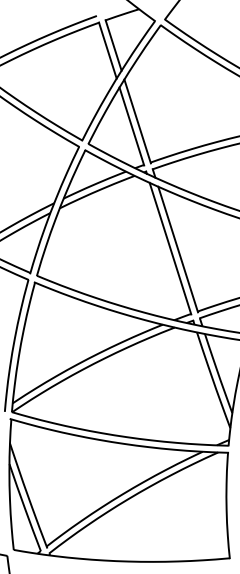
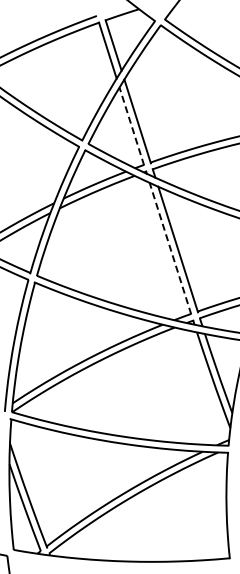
line: solid -> dashed (131, 126)
line: solid -> dashed (170, 248)
